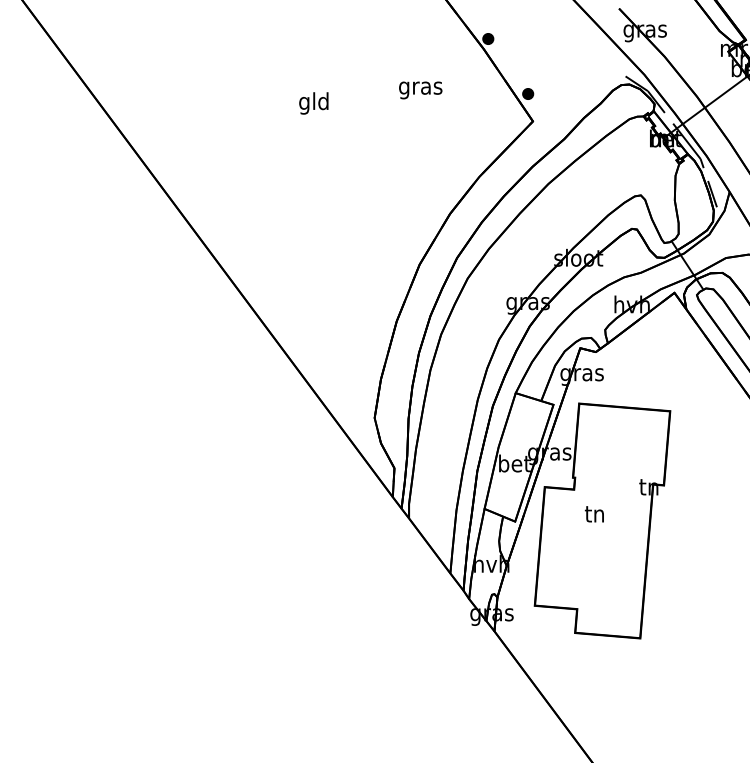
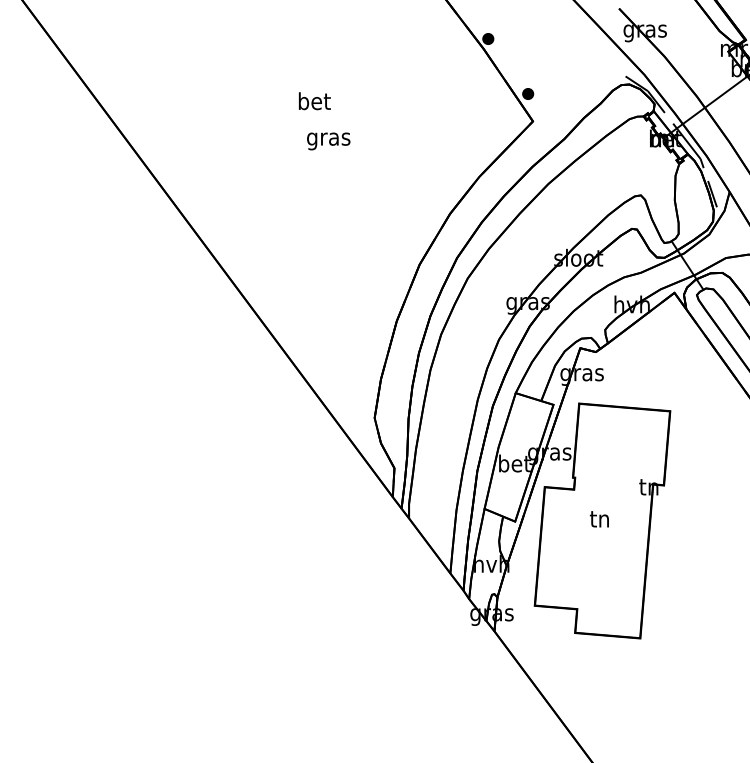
text position: (420, 90) -> (328, 141) (328, 141)
text: gld -> bet (314, 103)
text position: (593, 514) -> (598, 519) (598, 519)
